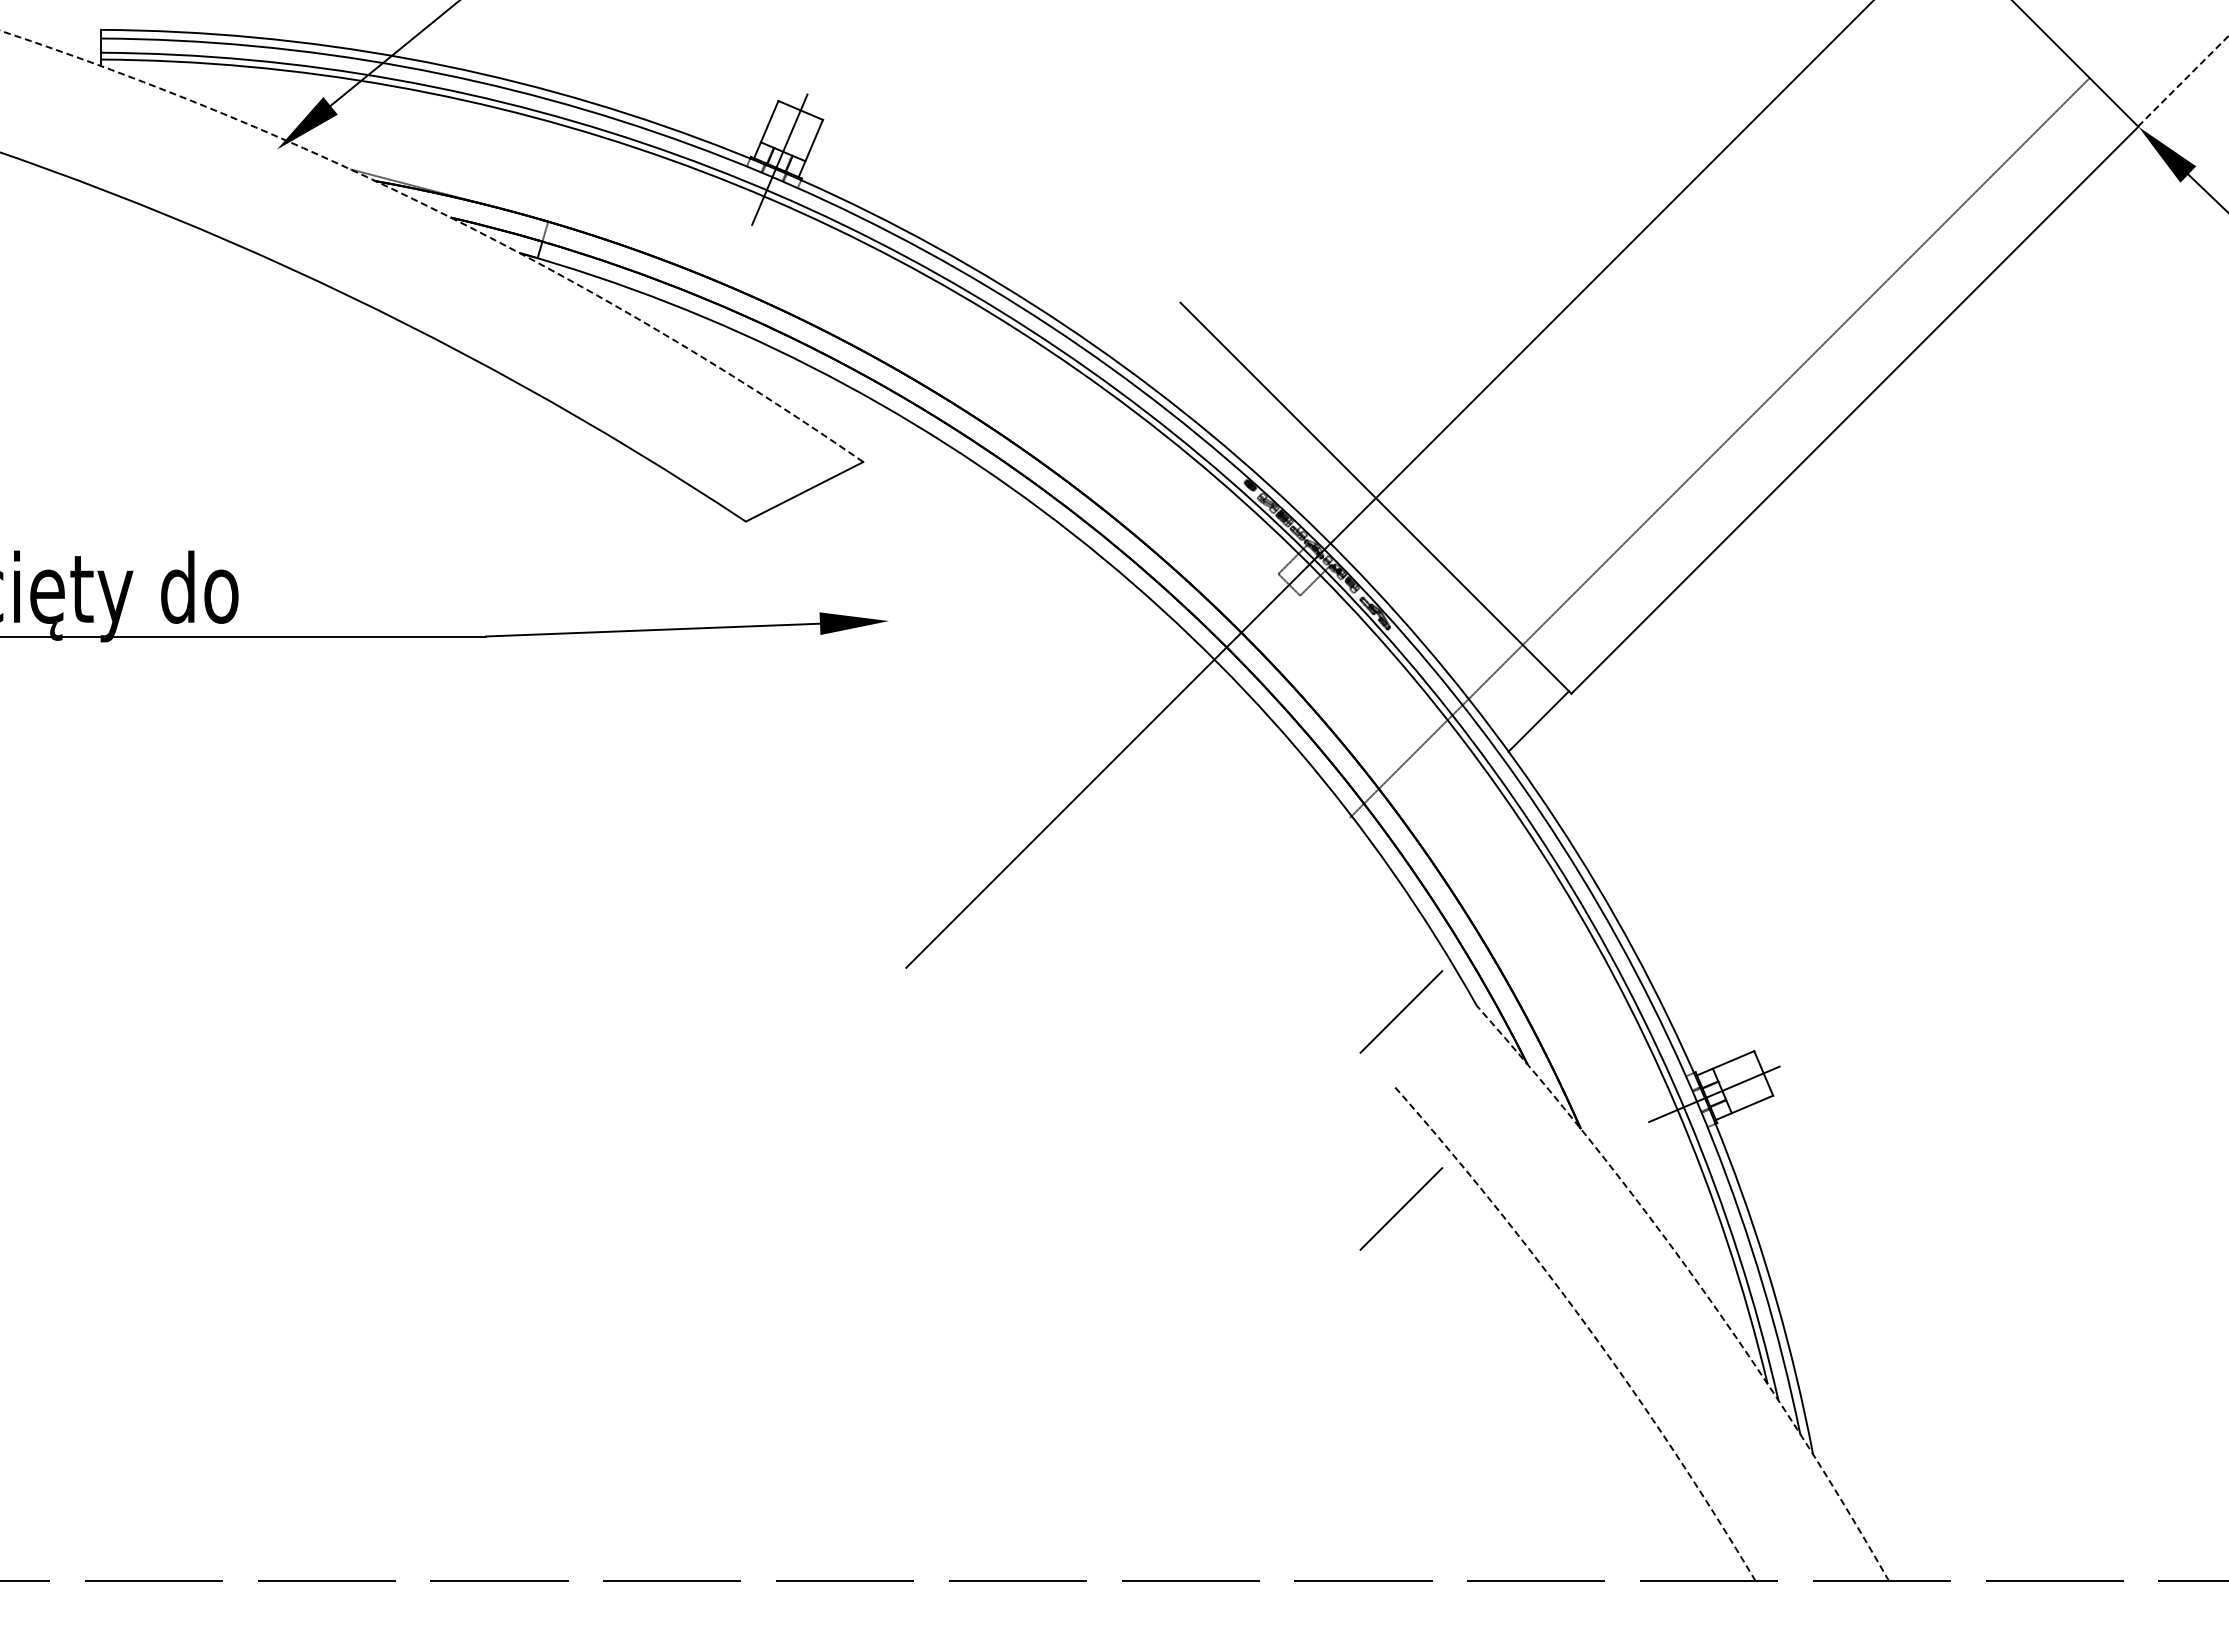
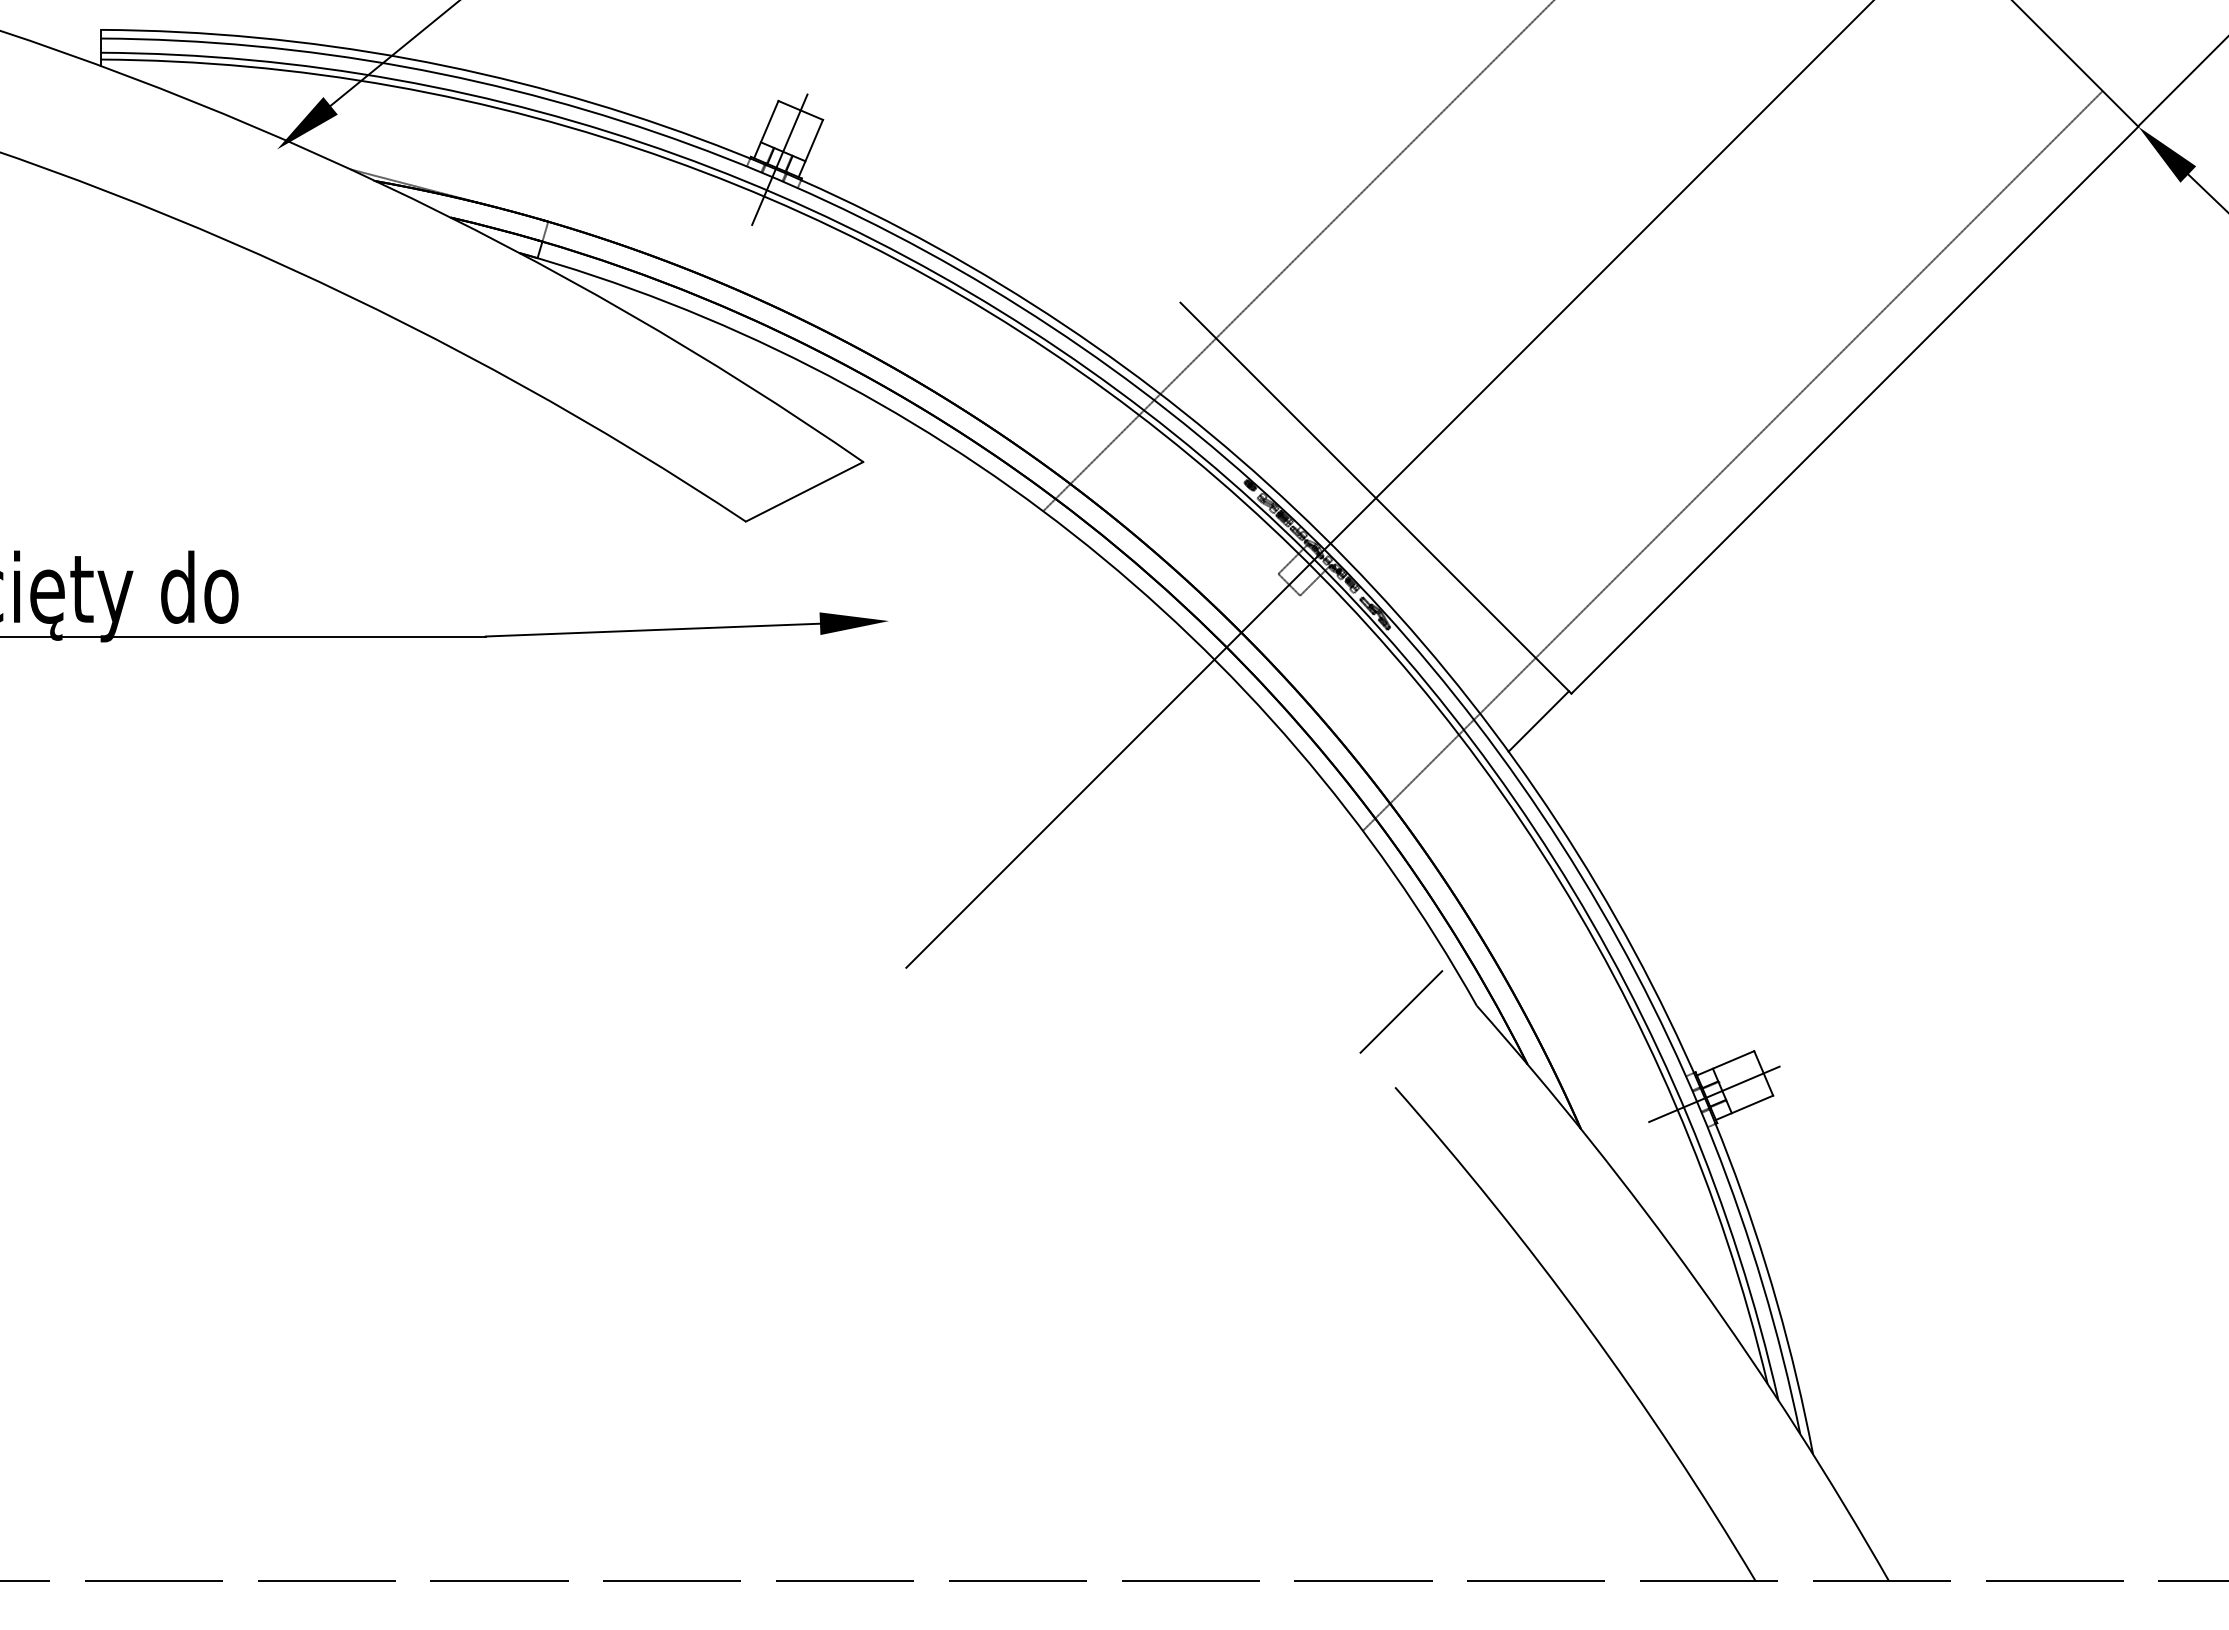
line: dashed -> solid (2183, 81)
arc: dashed -> solid (445, 214)
line: none -> present (1297, 256)
line position: (1719, 447) -> (1732, 460) (1732, 460)
line: present -> none (1401, 1208)
arc: dashed -> solid (1697, 1282)
arc: dashed -> solid (1586, 1325)
